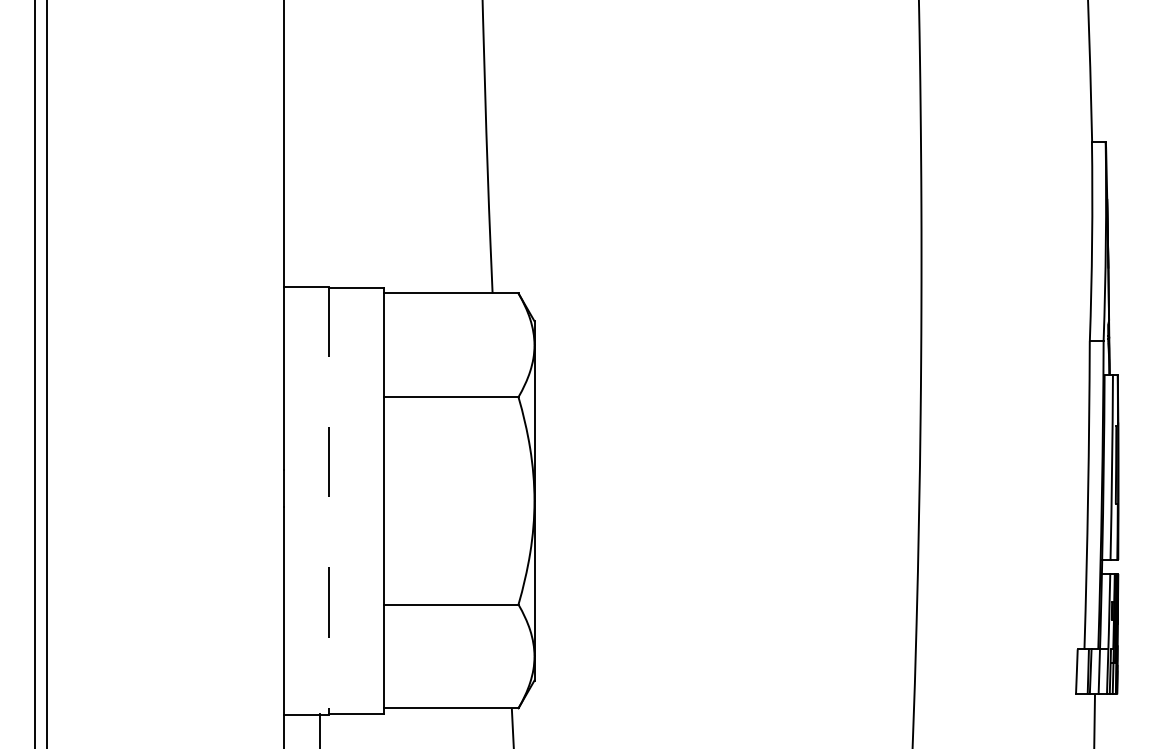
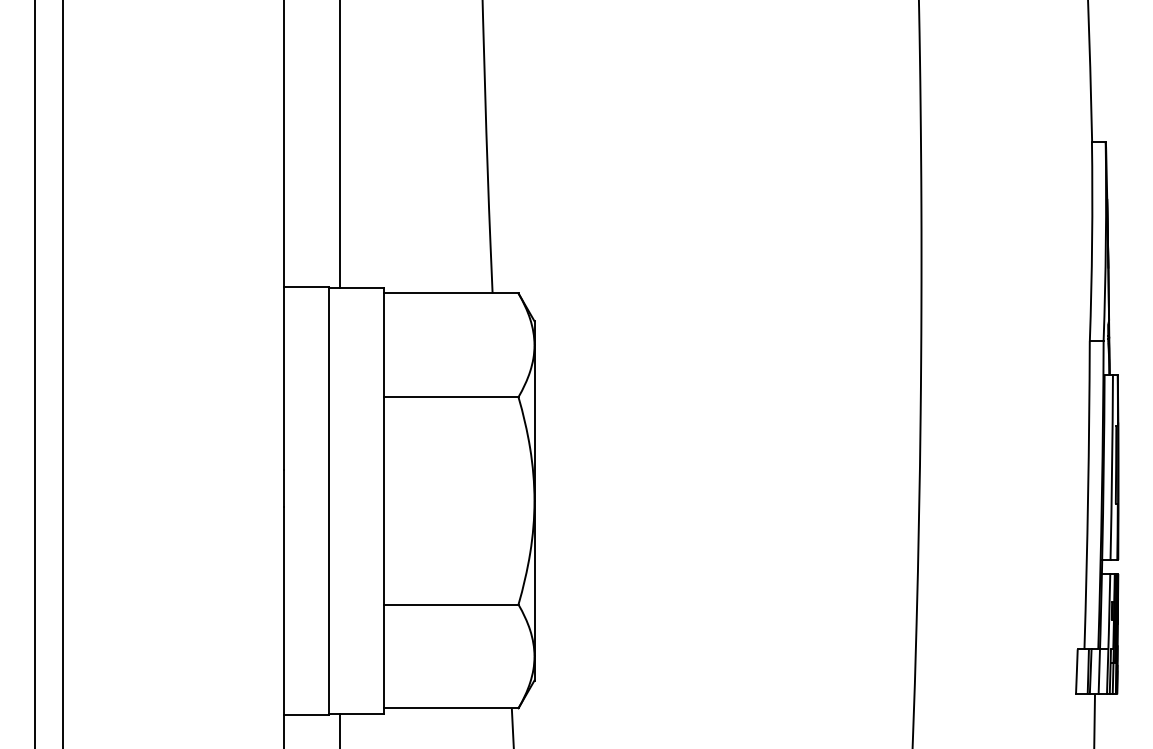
line: none -> present (339, 145)
line position: (47, 373) -> (63, 373) (63, 373)
line: dashed -> solid (328, 501)
line position: (319, 729) -> (339, 729) (339, 729)
